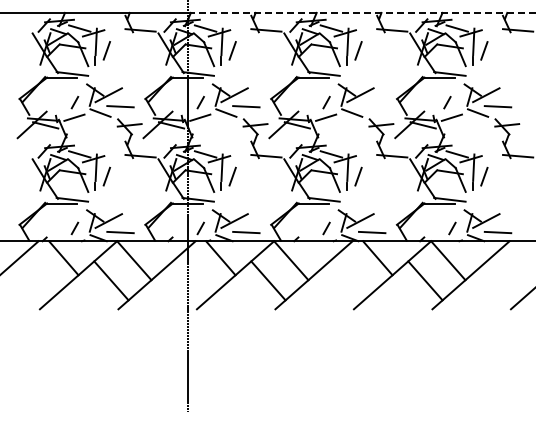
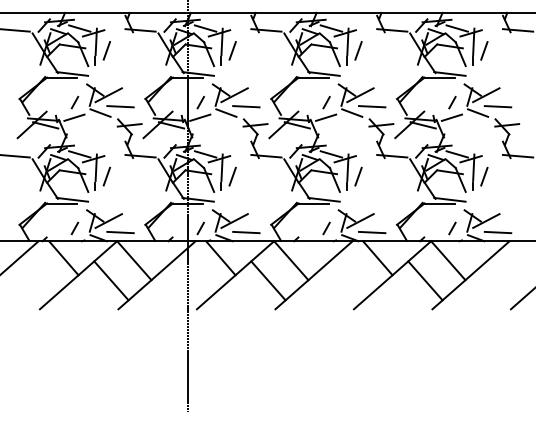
line: dashed -> solid (362, 12)
line: none -> present (15, 30)
line position: (447, 102) -> (452, 102) (452, 102)
line: none -> present (372, 106)
line: none -> present (15, 156)
